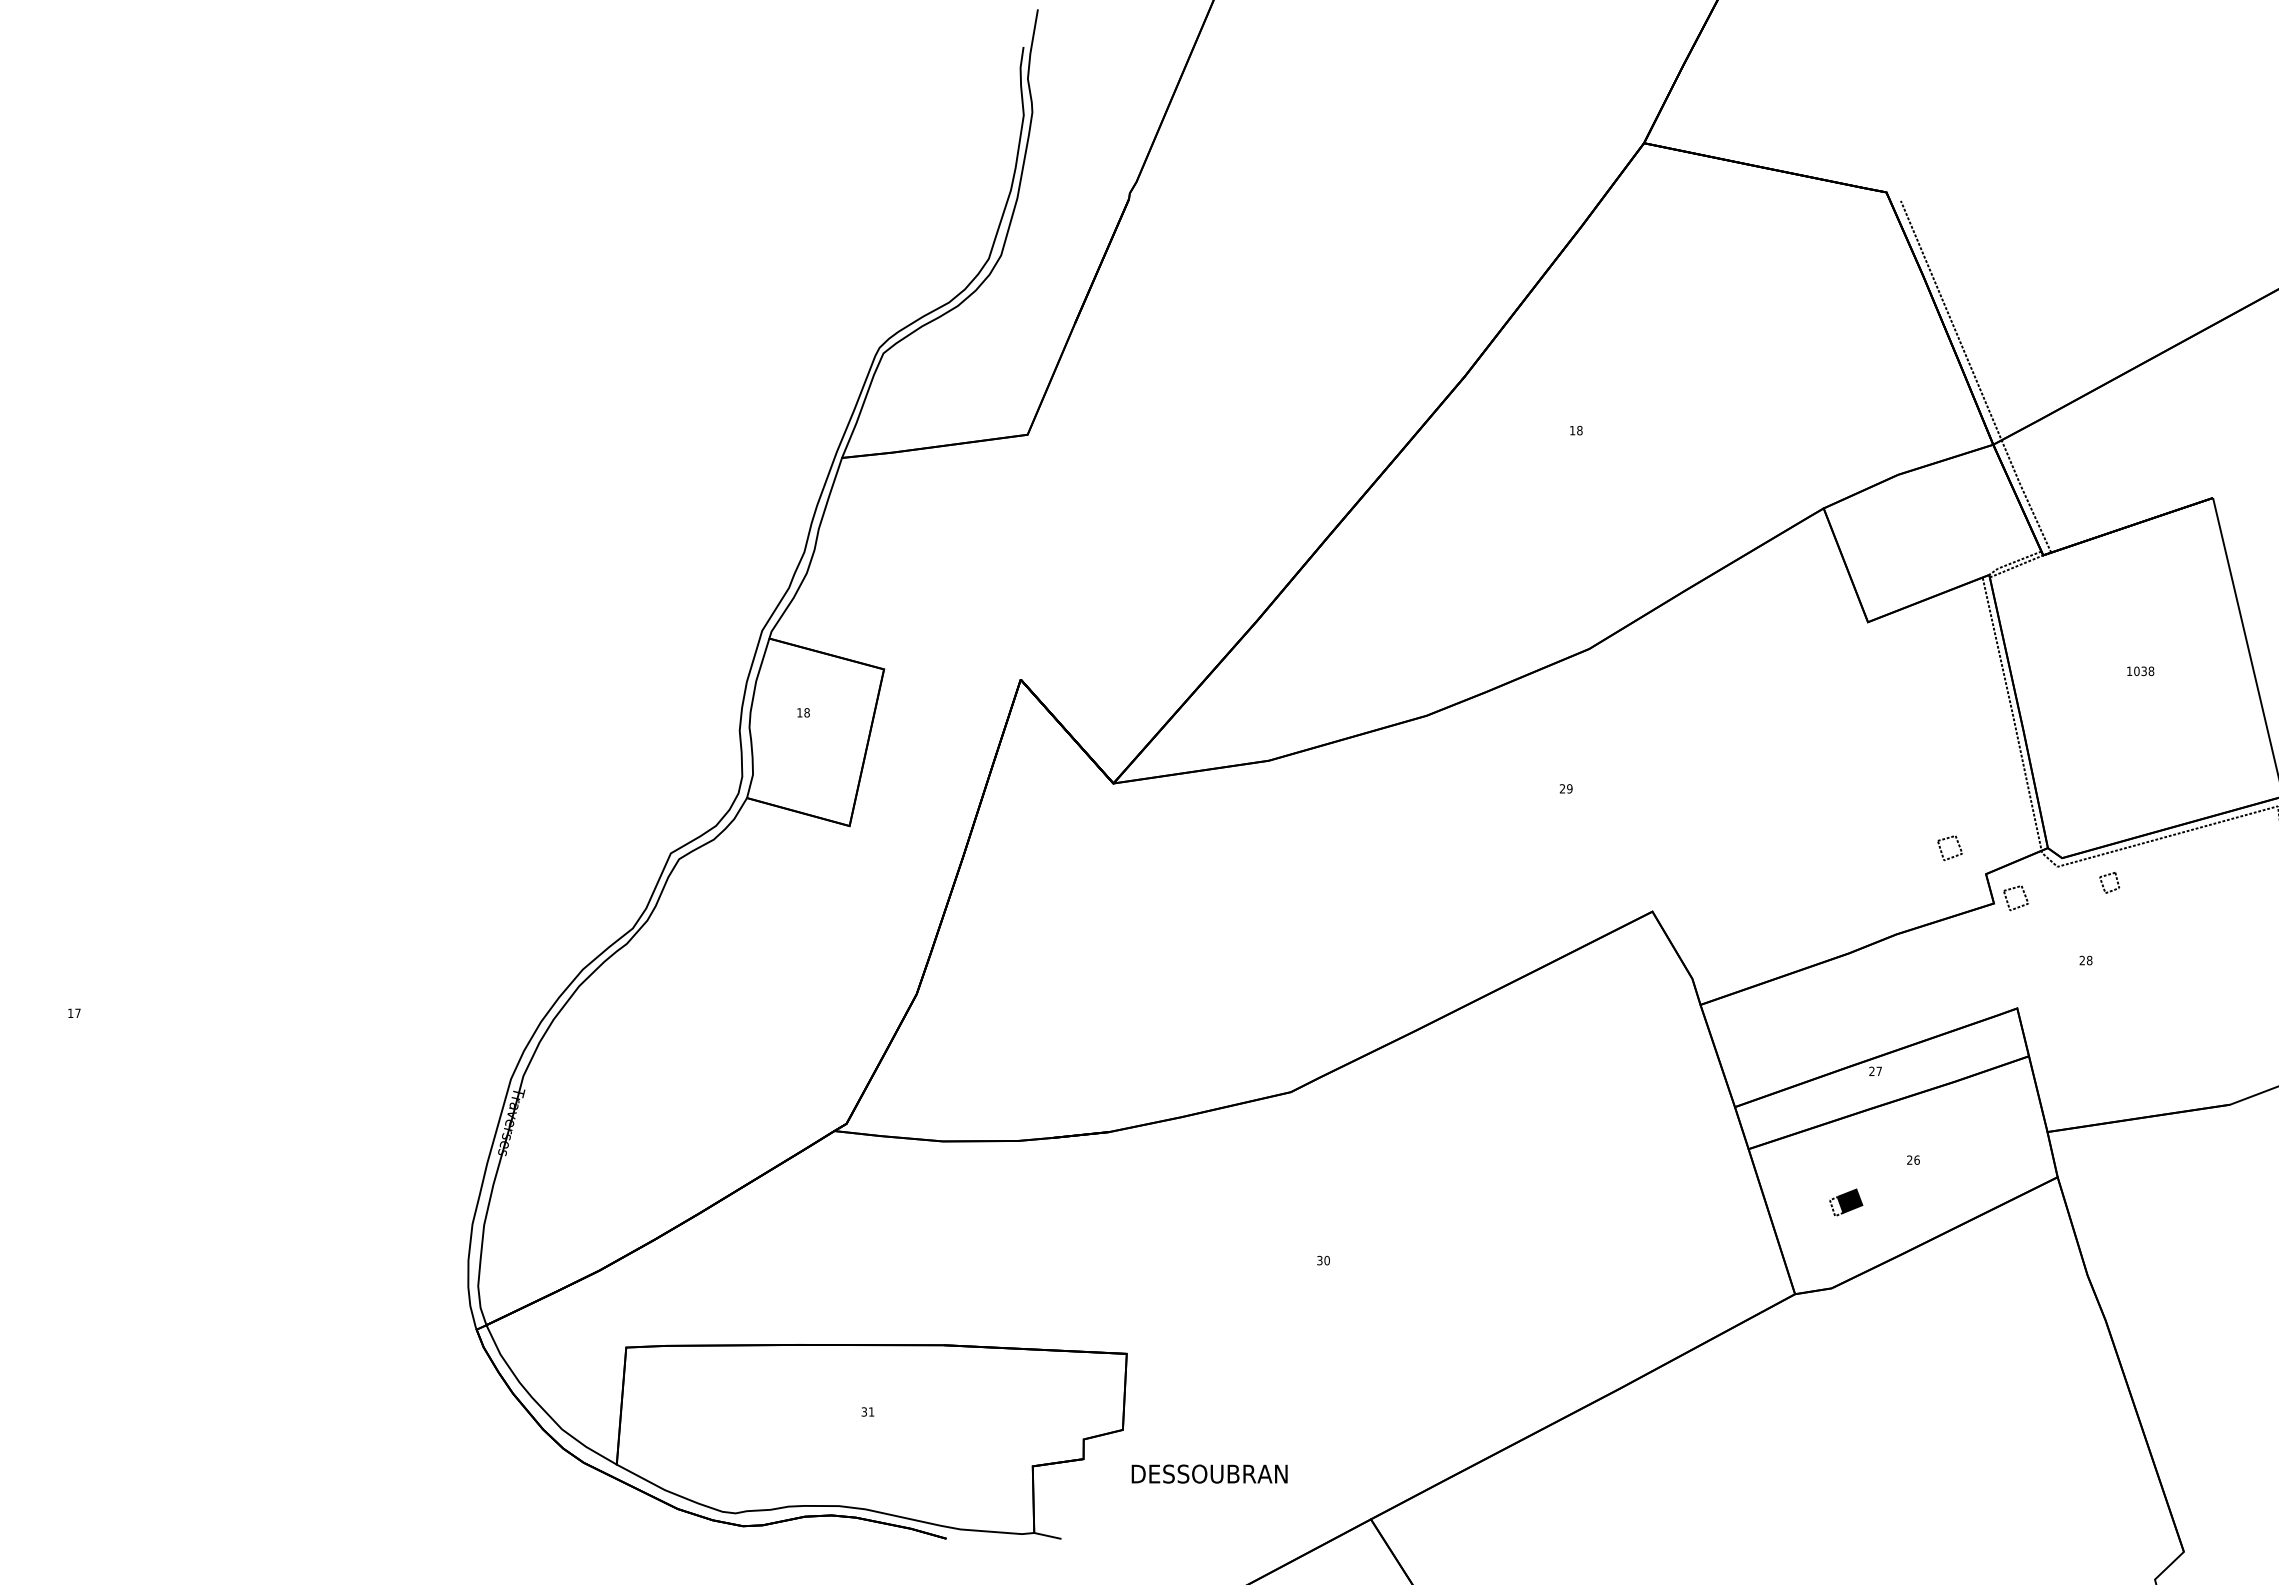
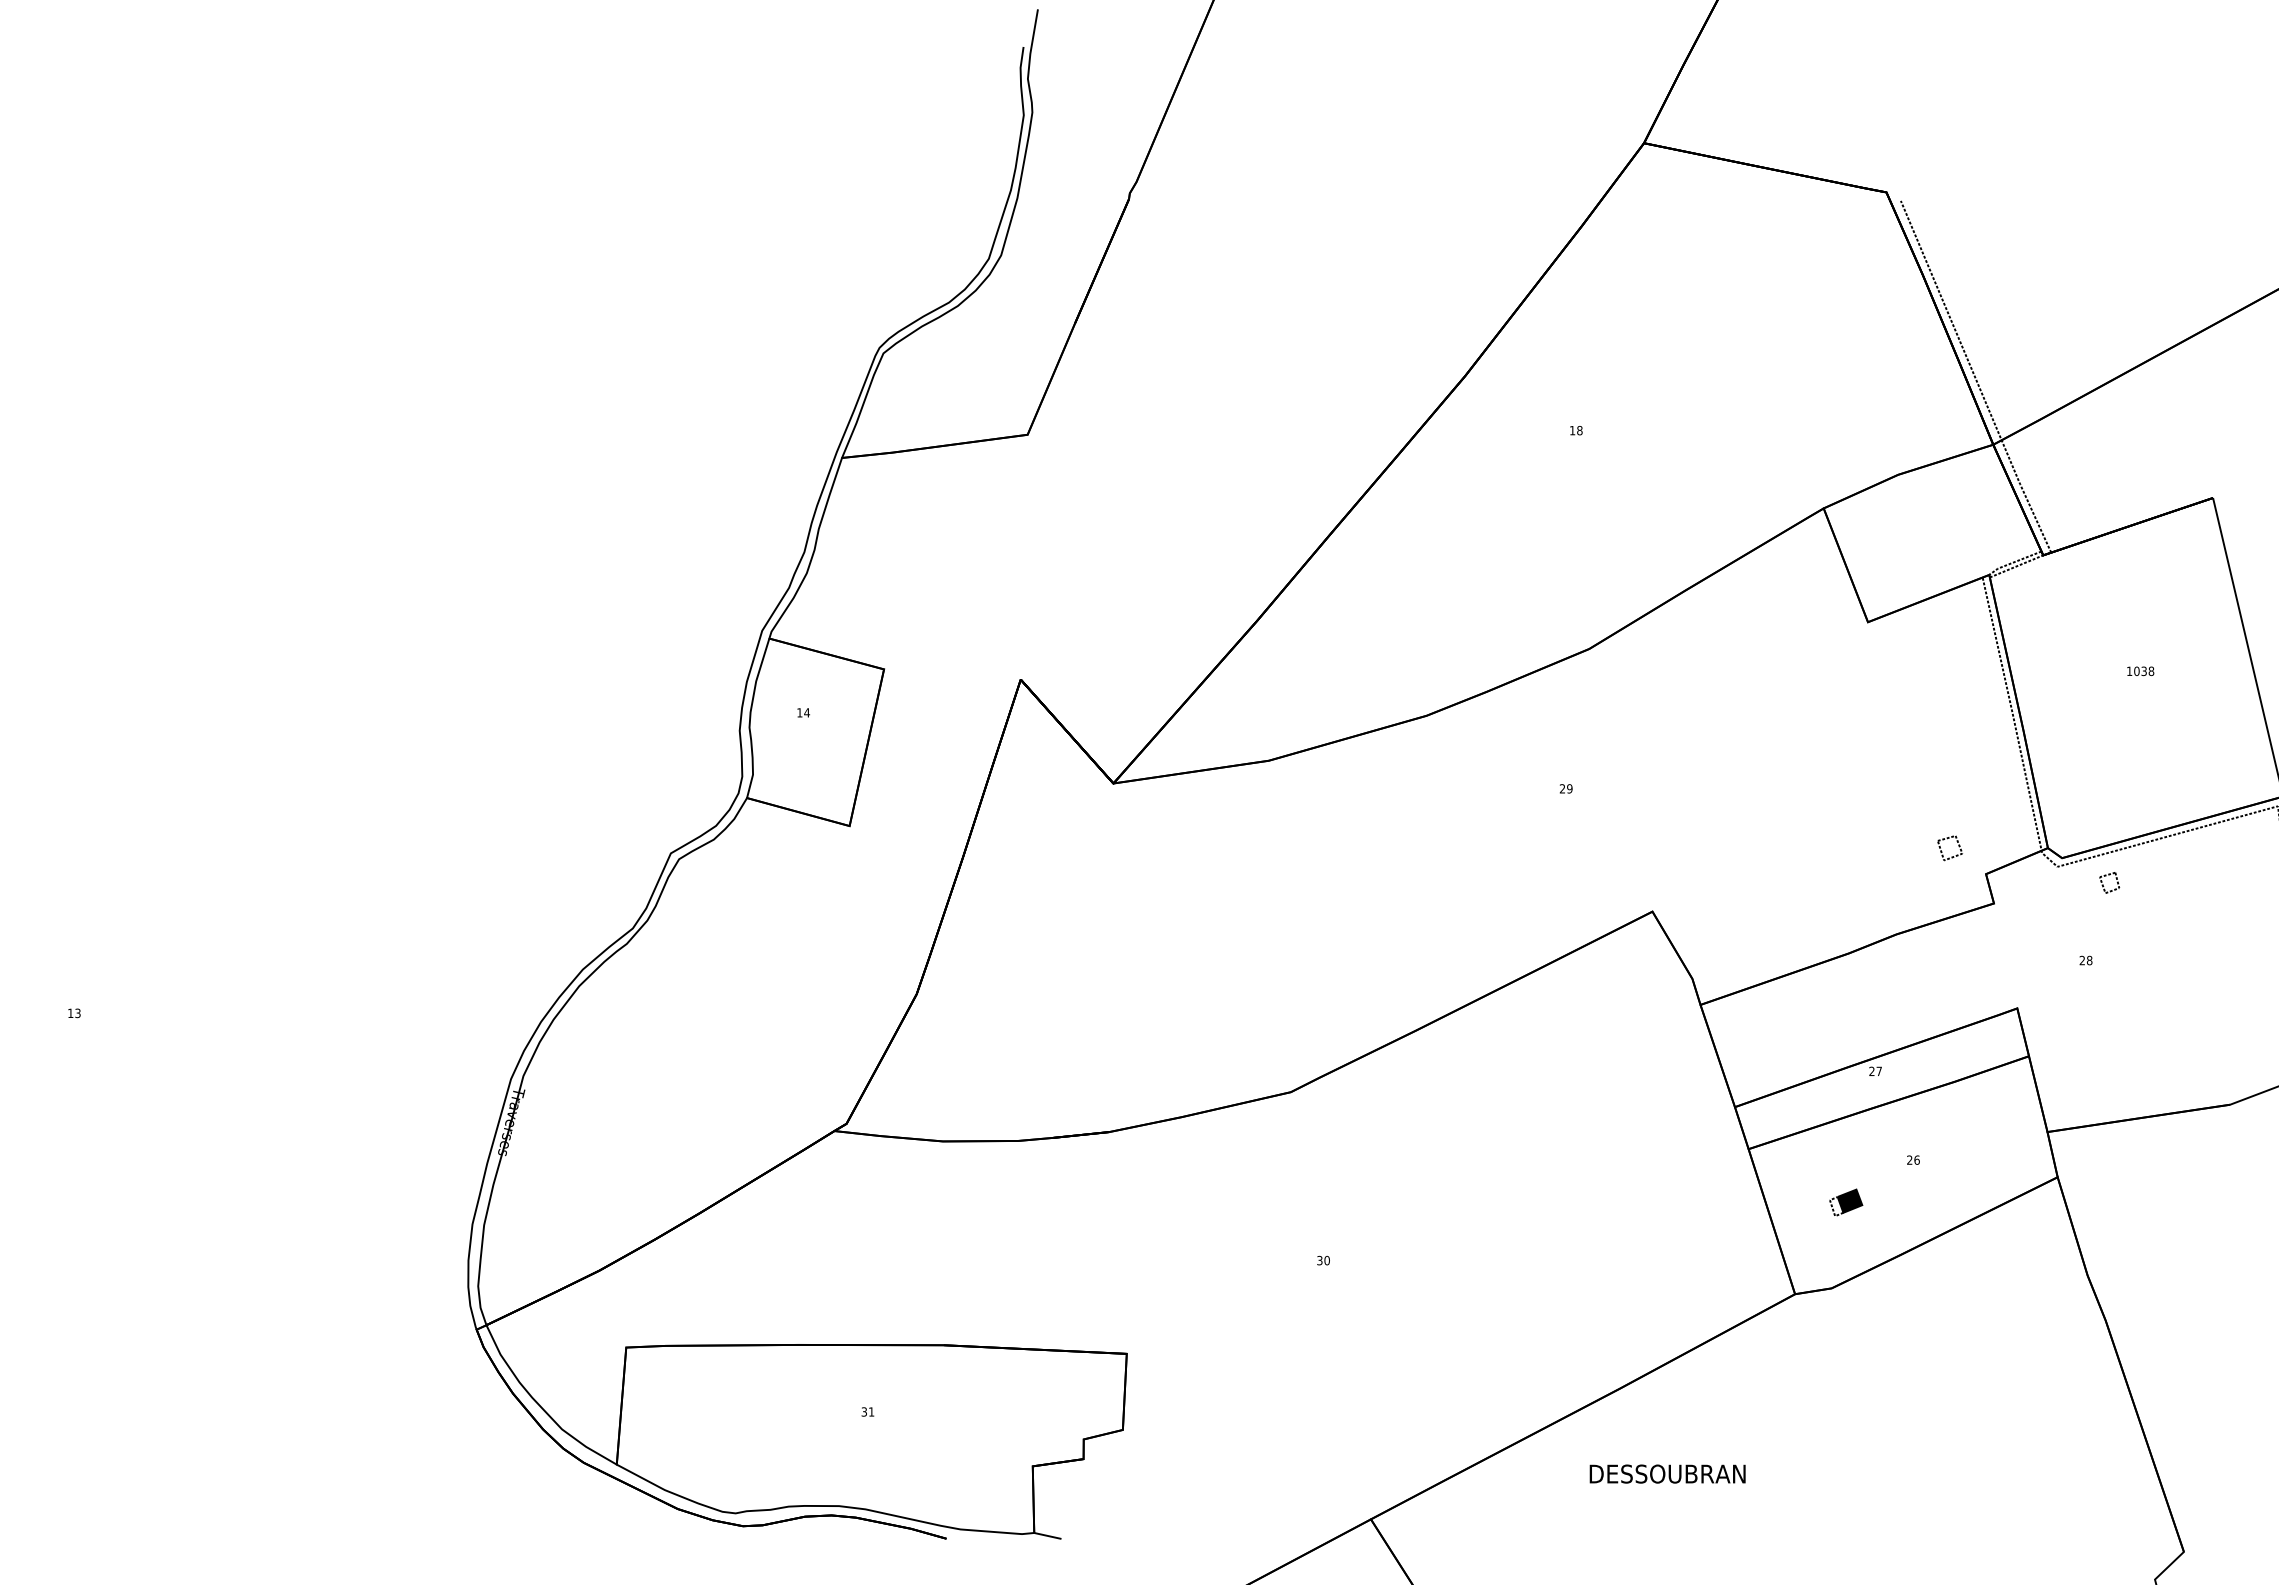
text: 18 -> 14 (807, 712)
part: present -> none (2008, 901)
text: 17 -> 13 (77, 1013)
text position: (1209, 1473) -> (1667, 1473) (1667, 1473)
